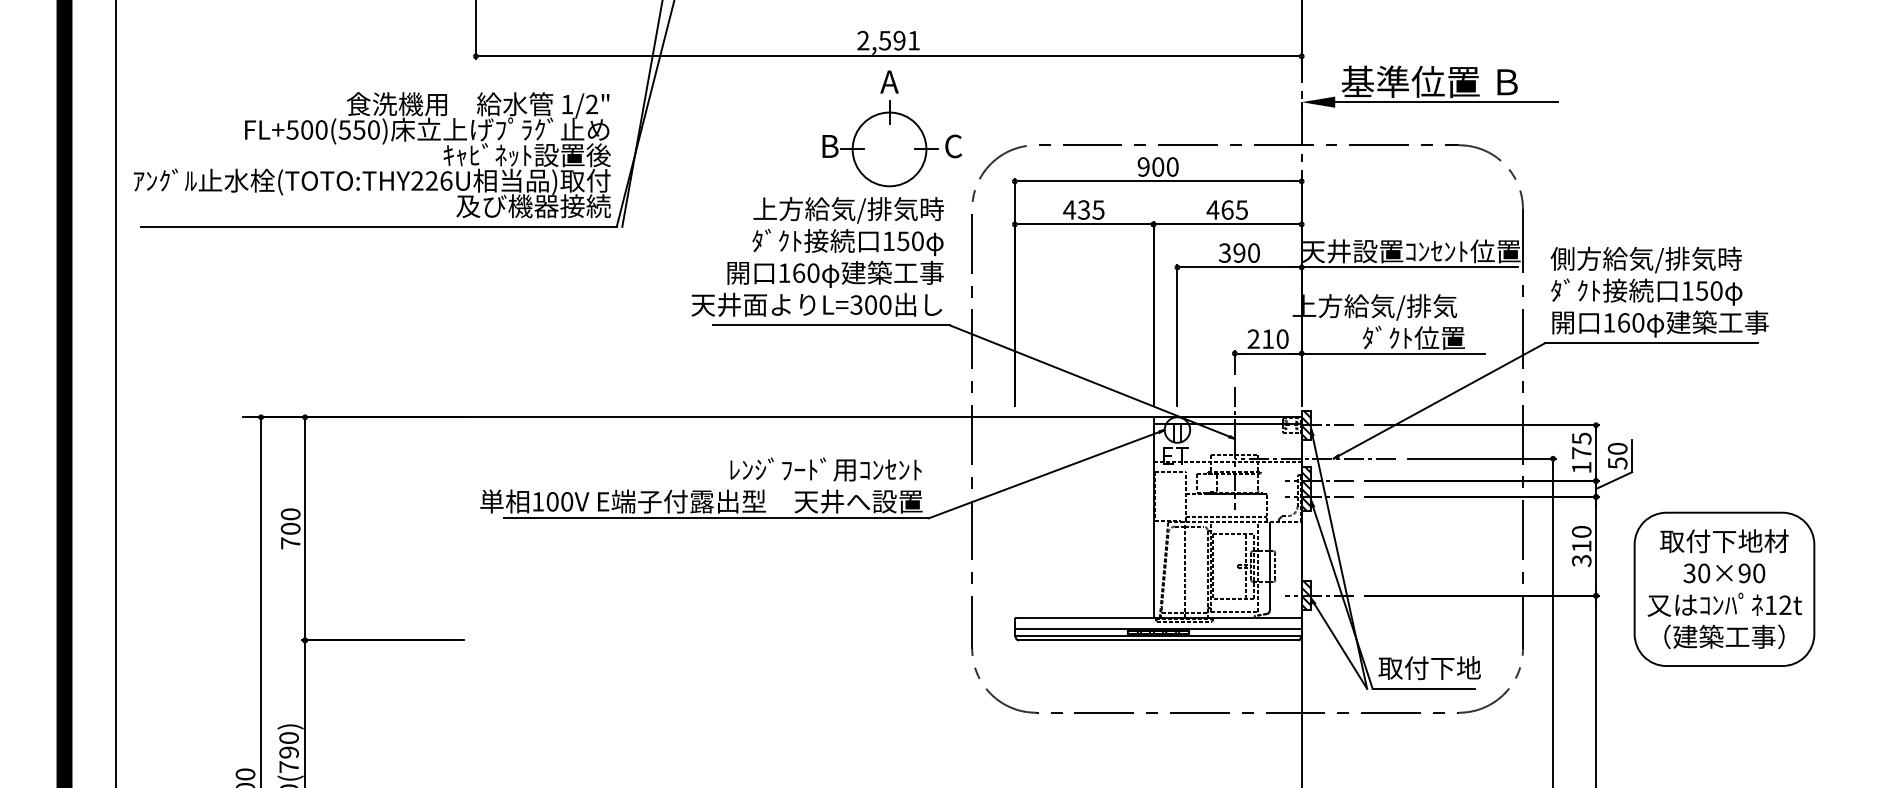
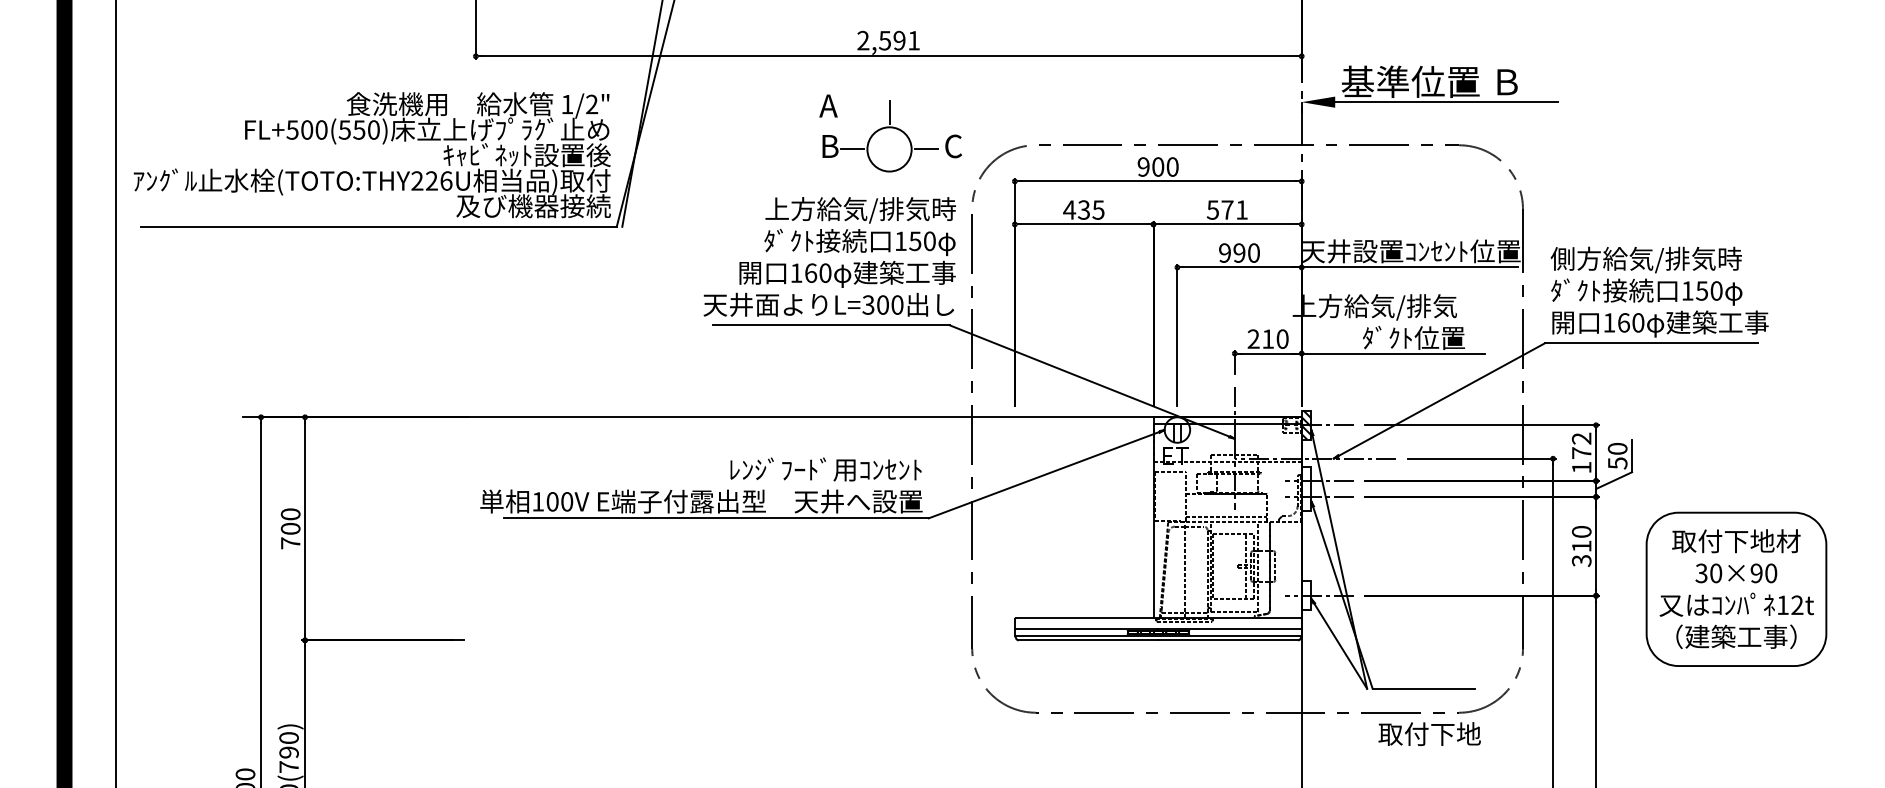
text position: (889, 81) -> (828, 105) (828, 105)
circle diameter: 74 px -> 44 px (889, 149)
text: 465 -> 571 (1226, 209)
text: 390 -> 990 (1224, 252)
text position: (817, 256) -> (829, 256) (829, 256)
text: 175 -> 172 (1581, 438)
hatch: present -> none (1306, 488)
part position: (1724, 588) -> (1736, 588) (1736, 588)
hatch: present -> none (1306, 595)
text position: (1429, 667) -> (1429, 733) (1429, 733)
